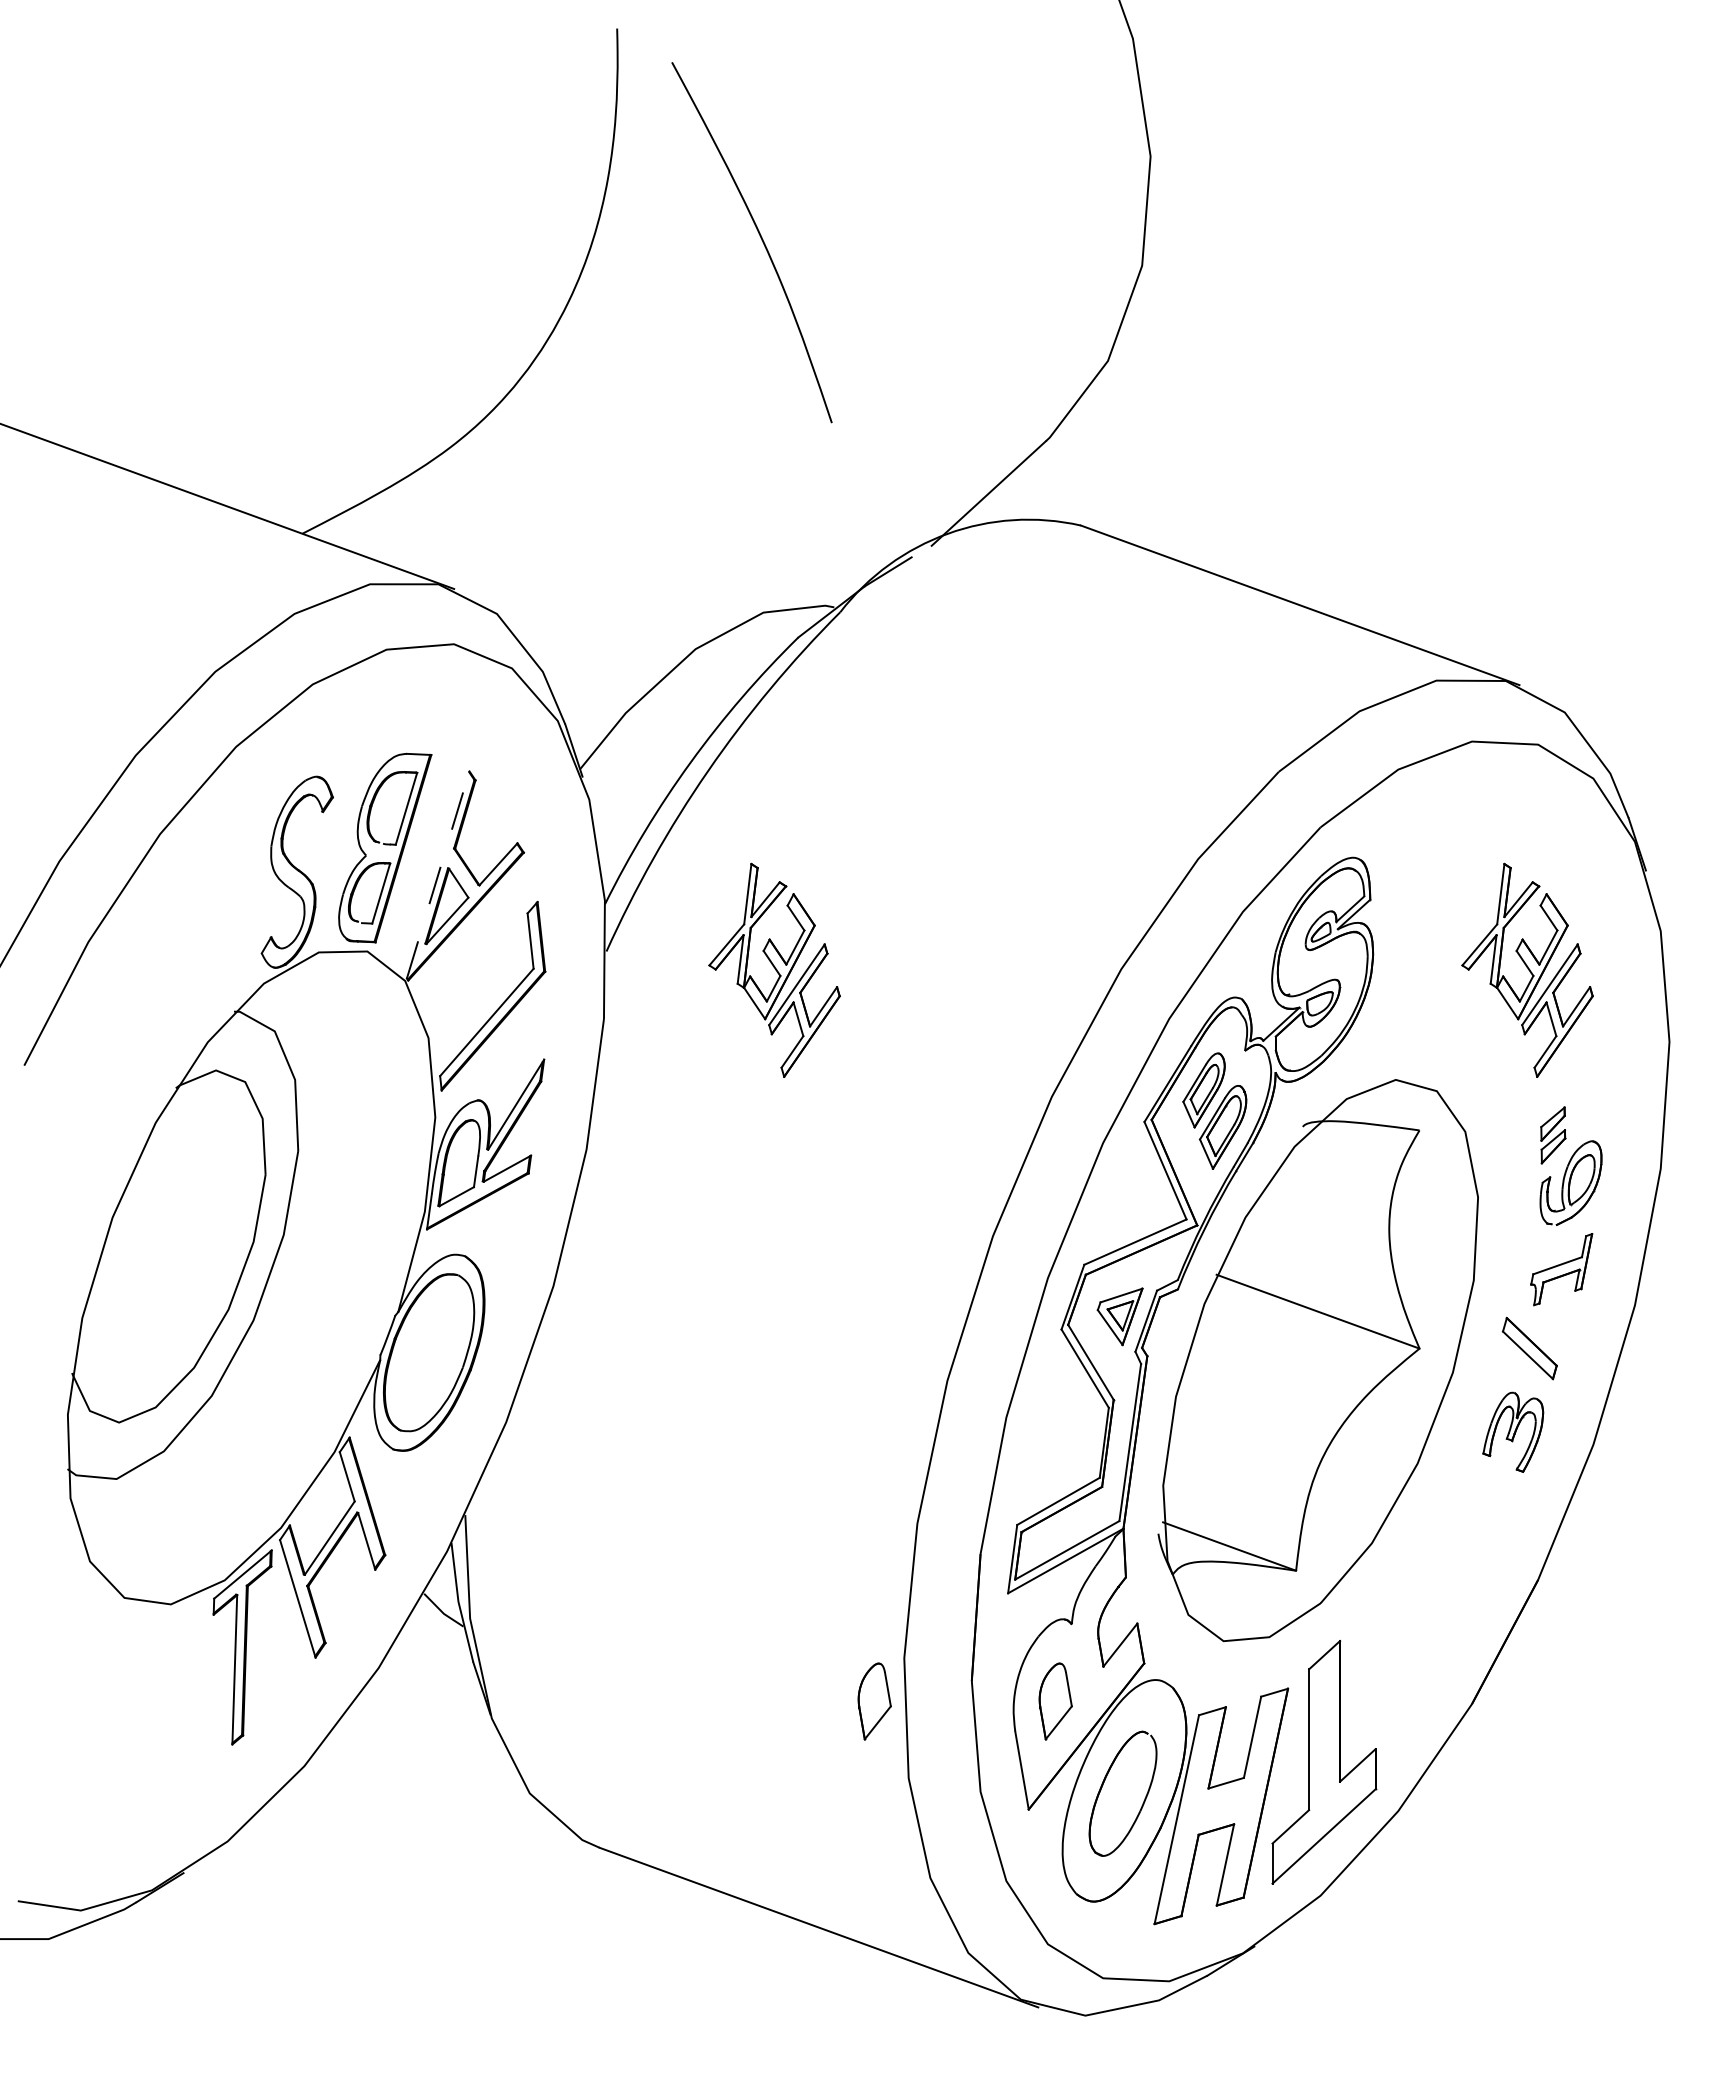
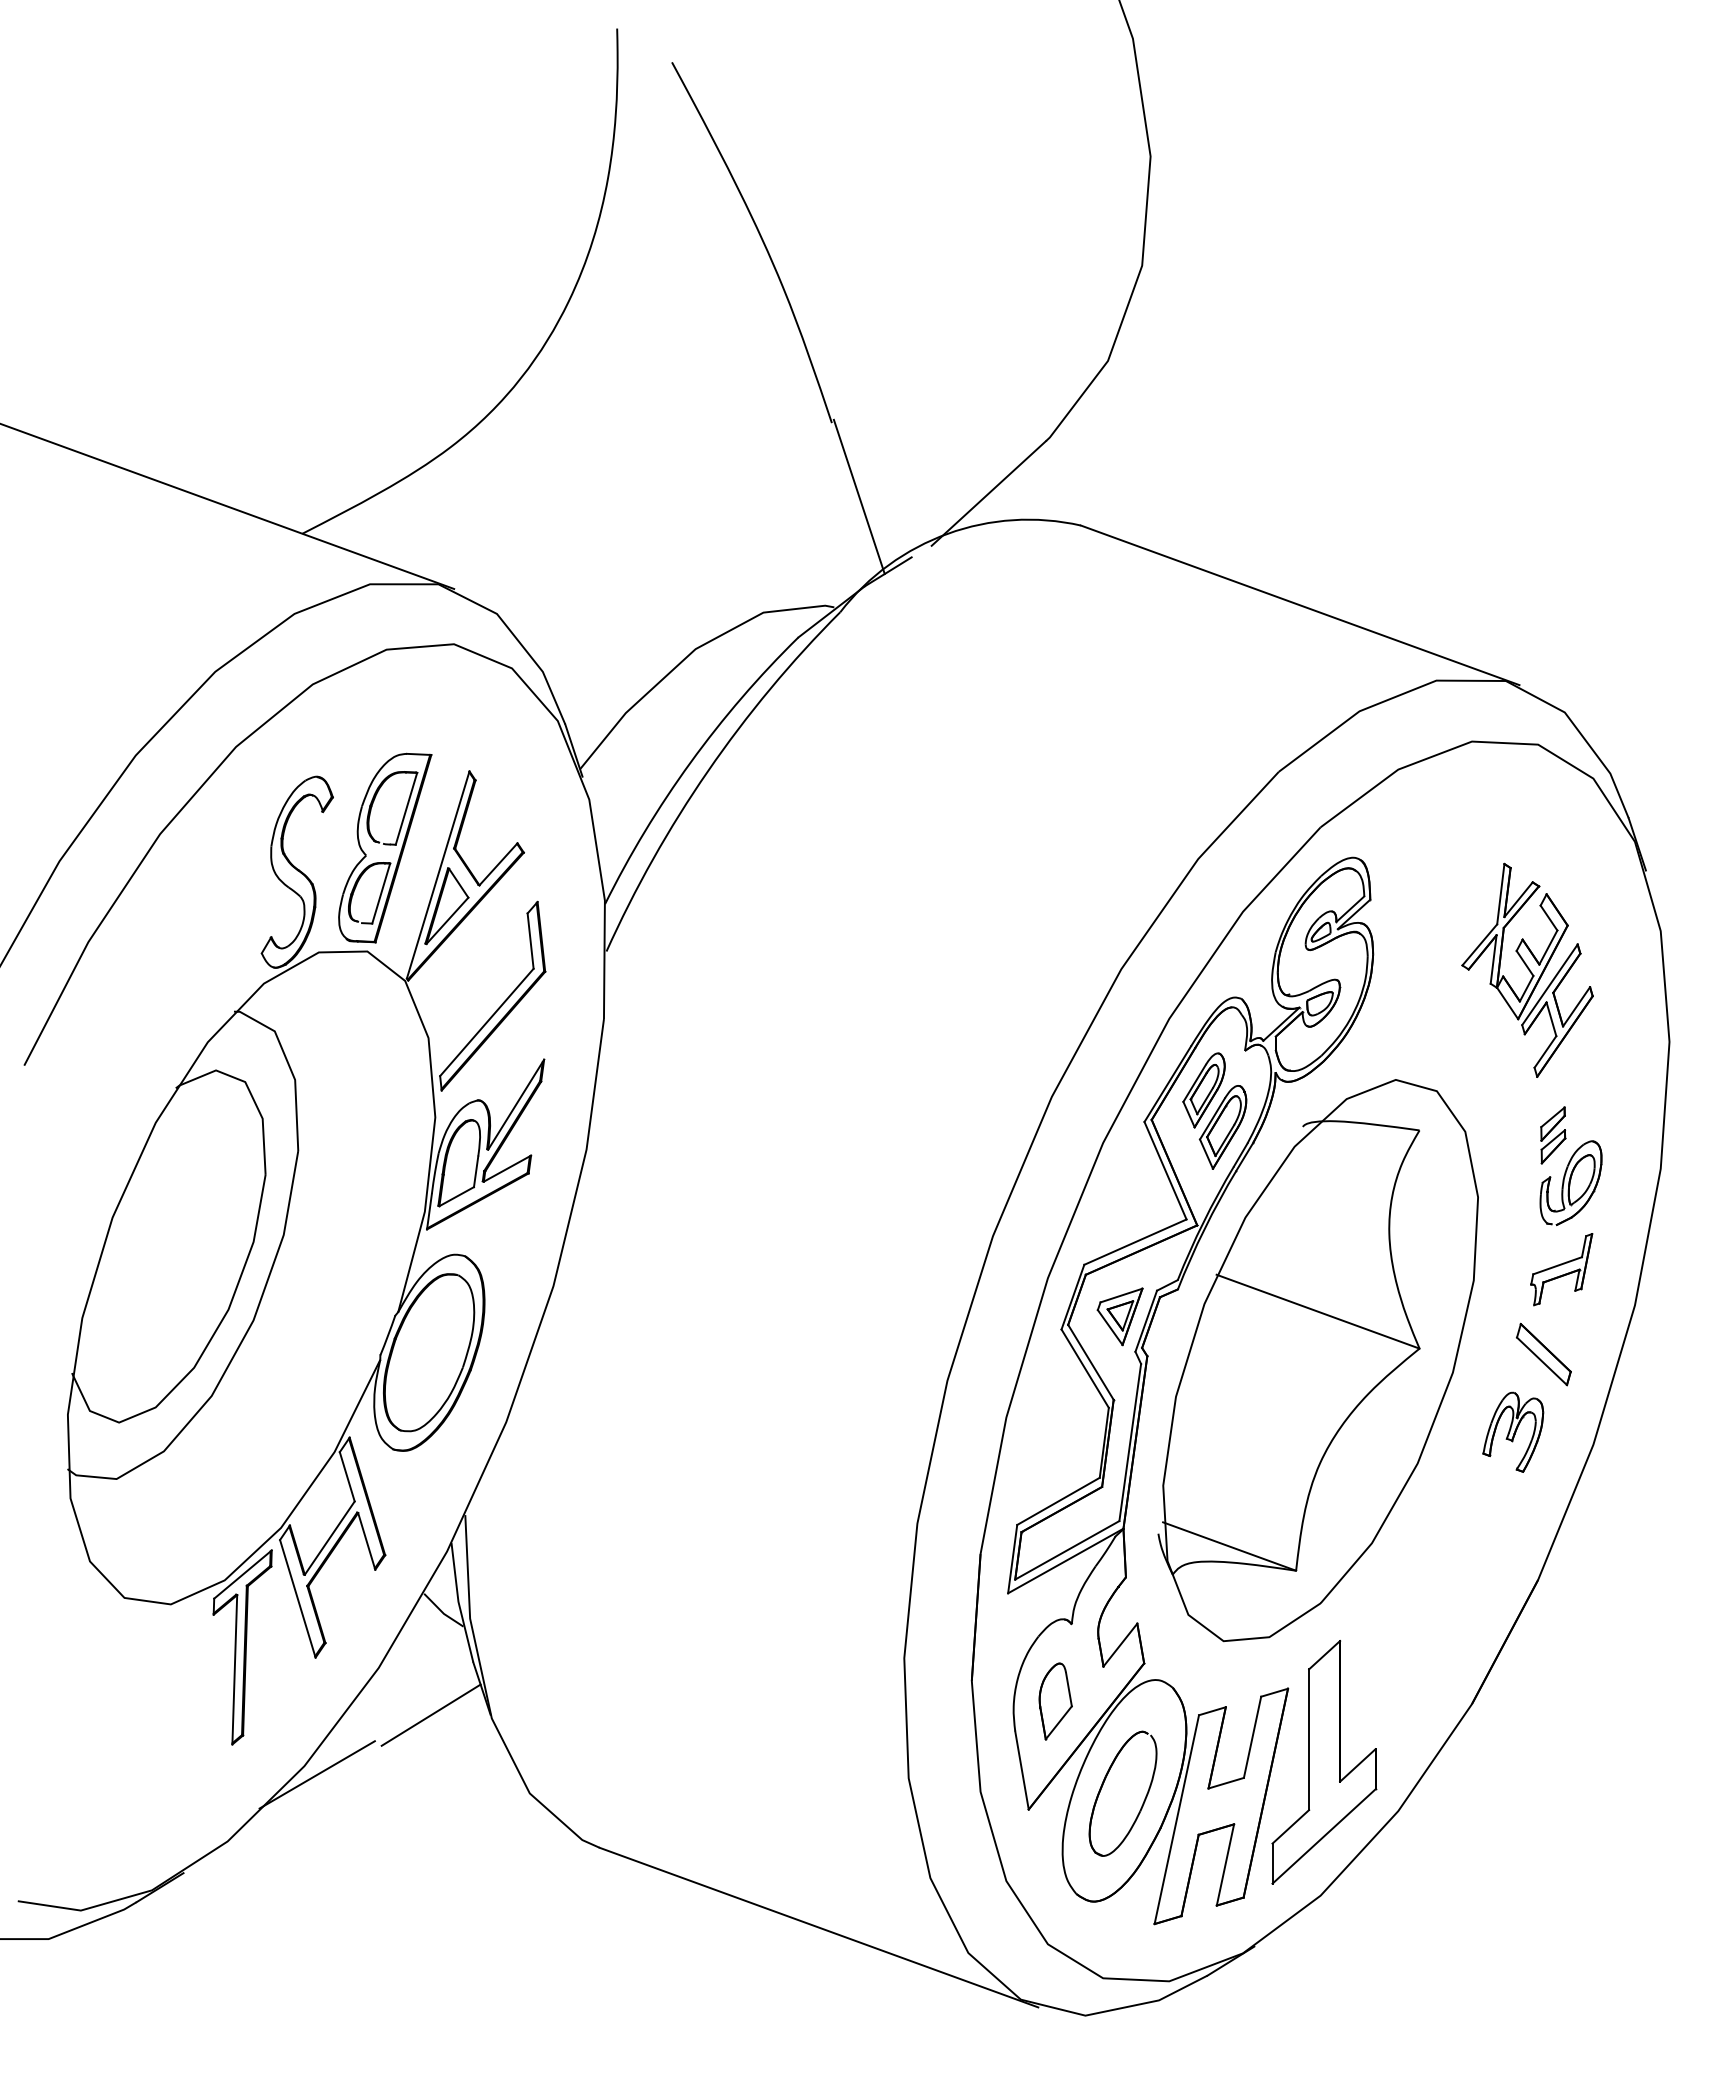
line: none -> present (858, 496)
line: dashed -> solid (438, 874)
part: present -> none (774, 969)
part position: (1529, 1348) -> (1543, 1354) (1543, 1354)
part: present -> none (874, 1701)
line: none -> present (430, 1714)
line: none -> present (316, 1774)
